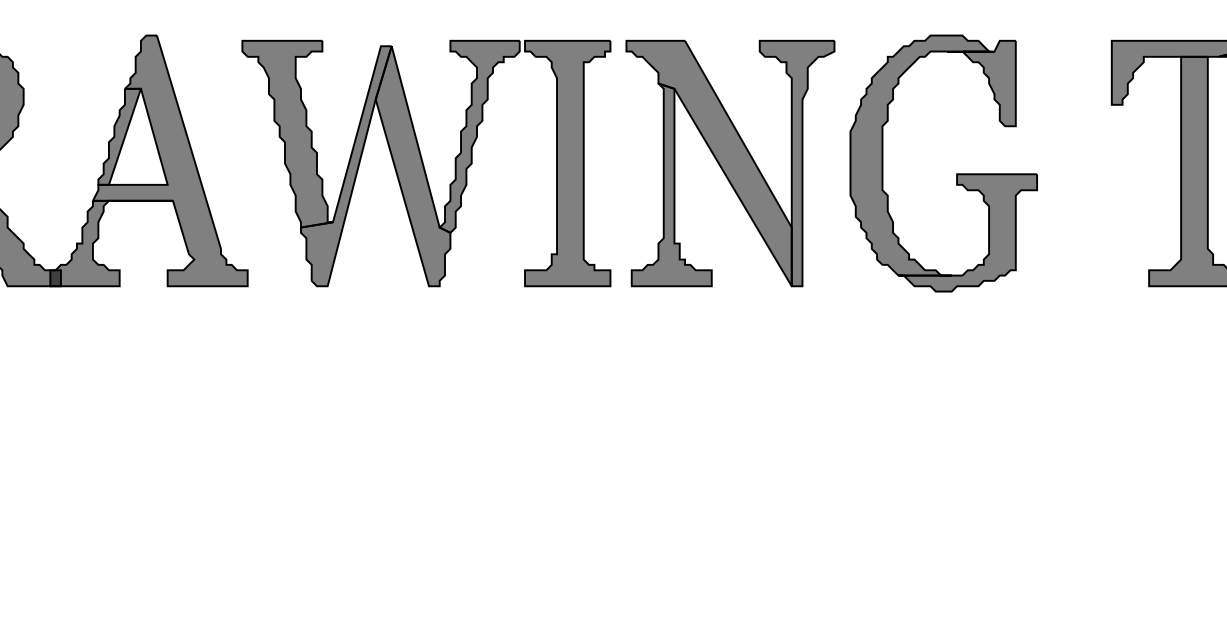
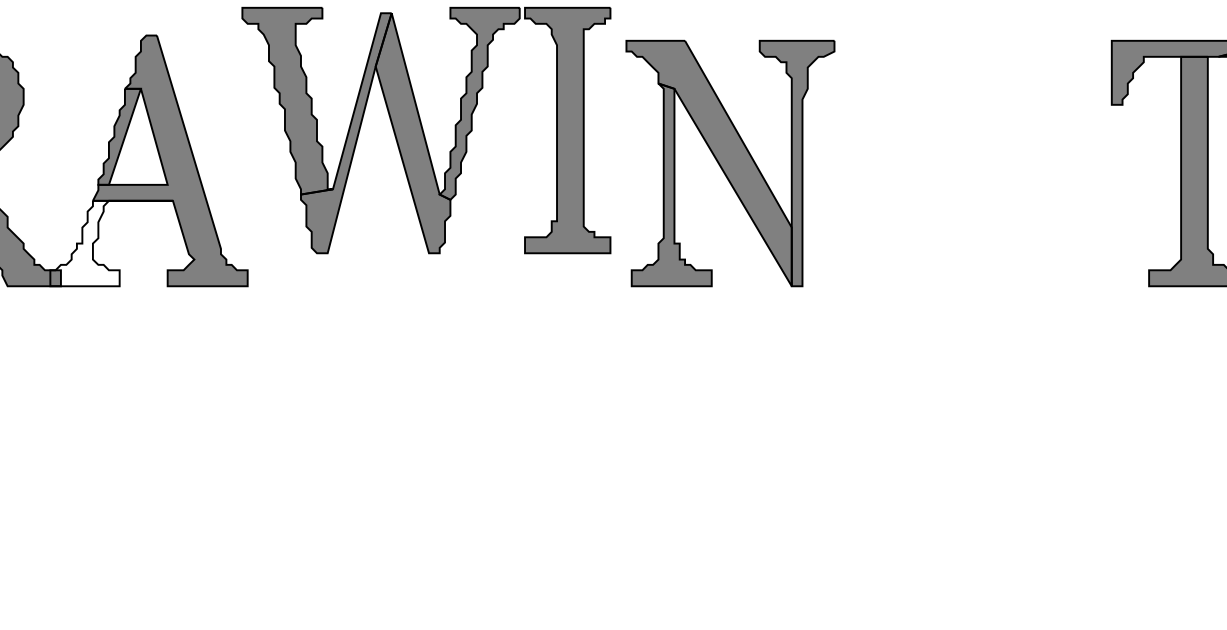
part position: (426, 163) -> (426, 130) (426, 130)
part: present -> none (956, 173)
fill: present -> none (111, 243)
